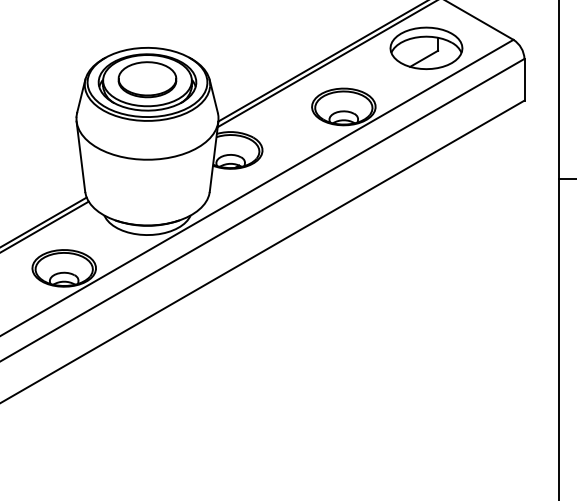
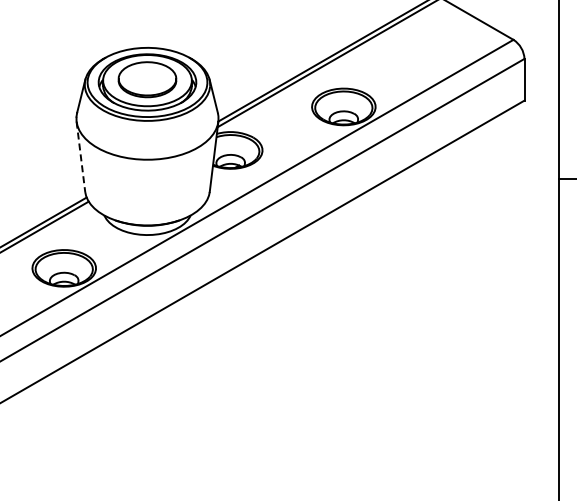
part: present -> none (426, 47)
line: solid -> dashed (80, 157)
